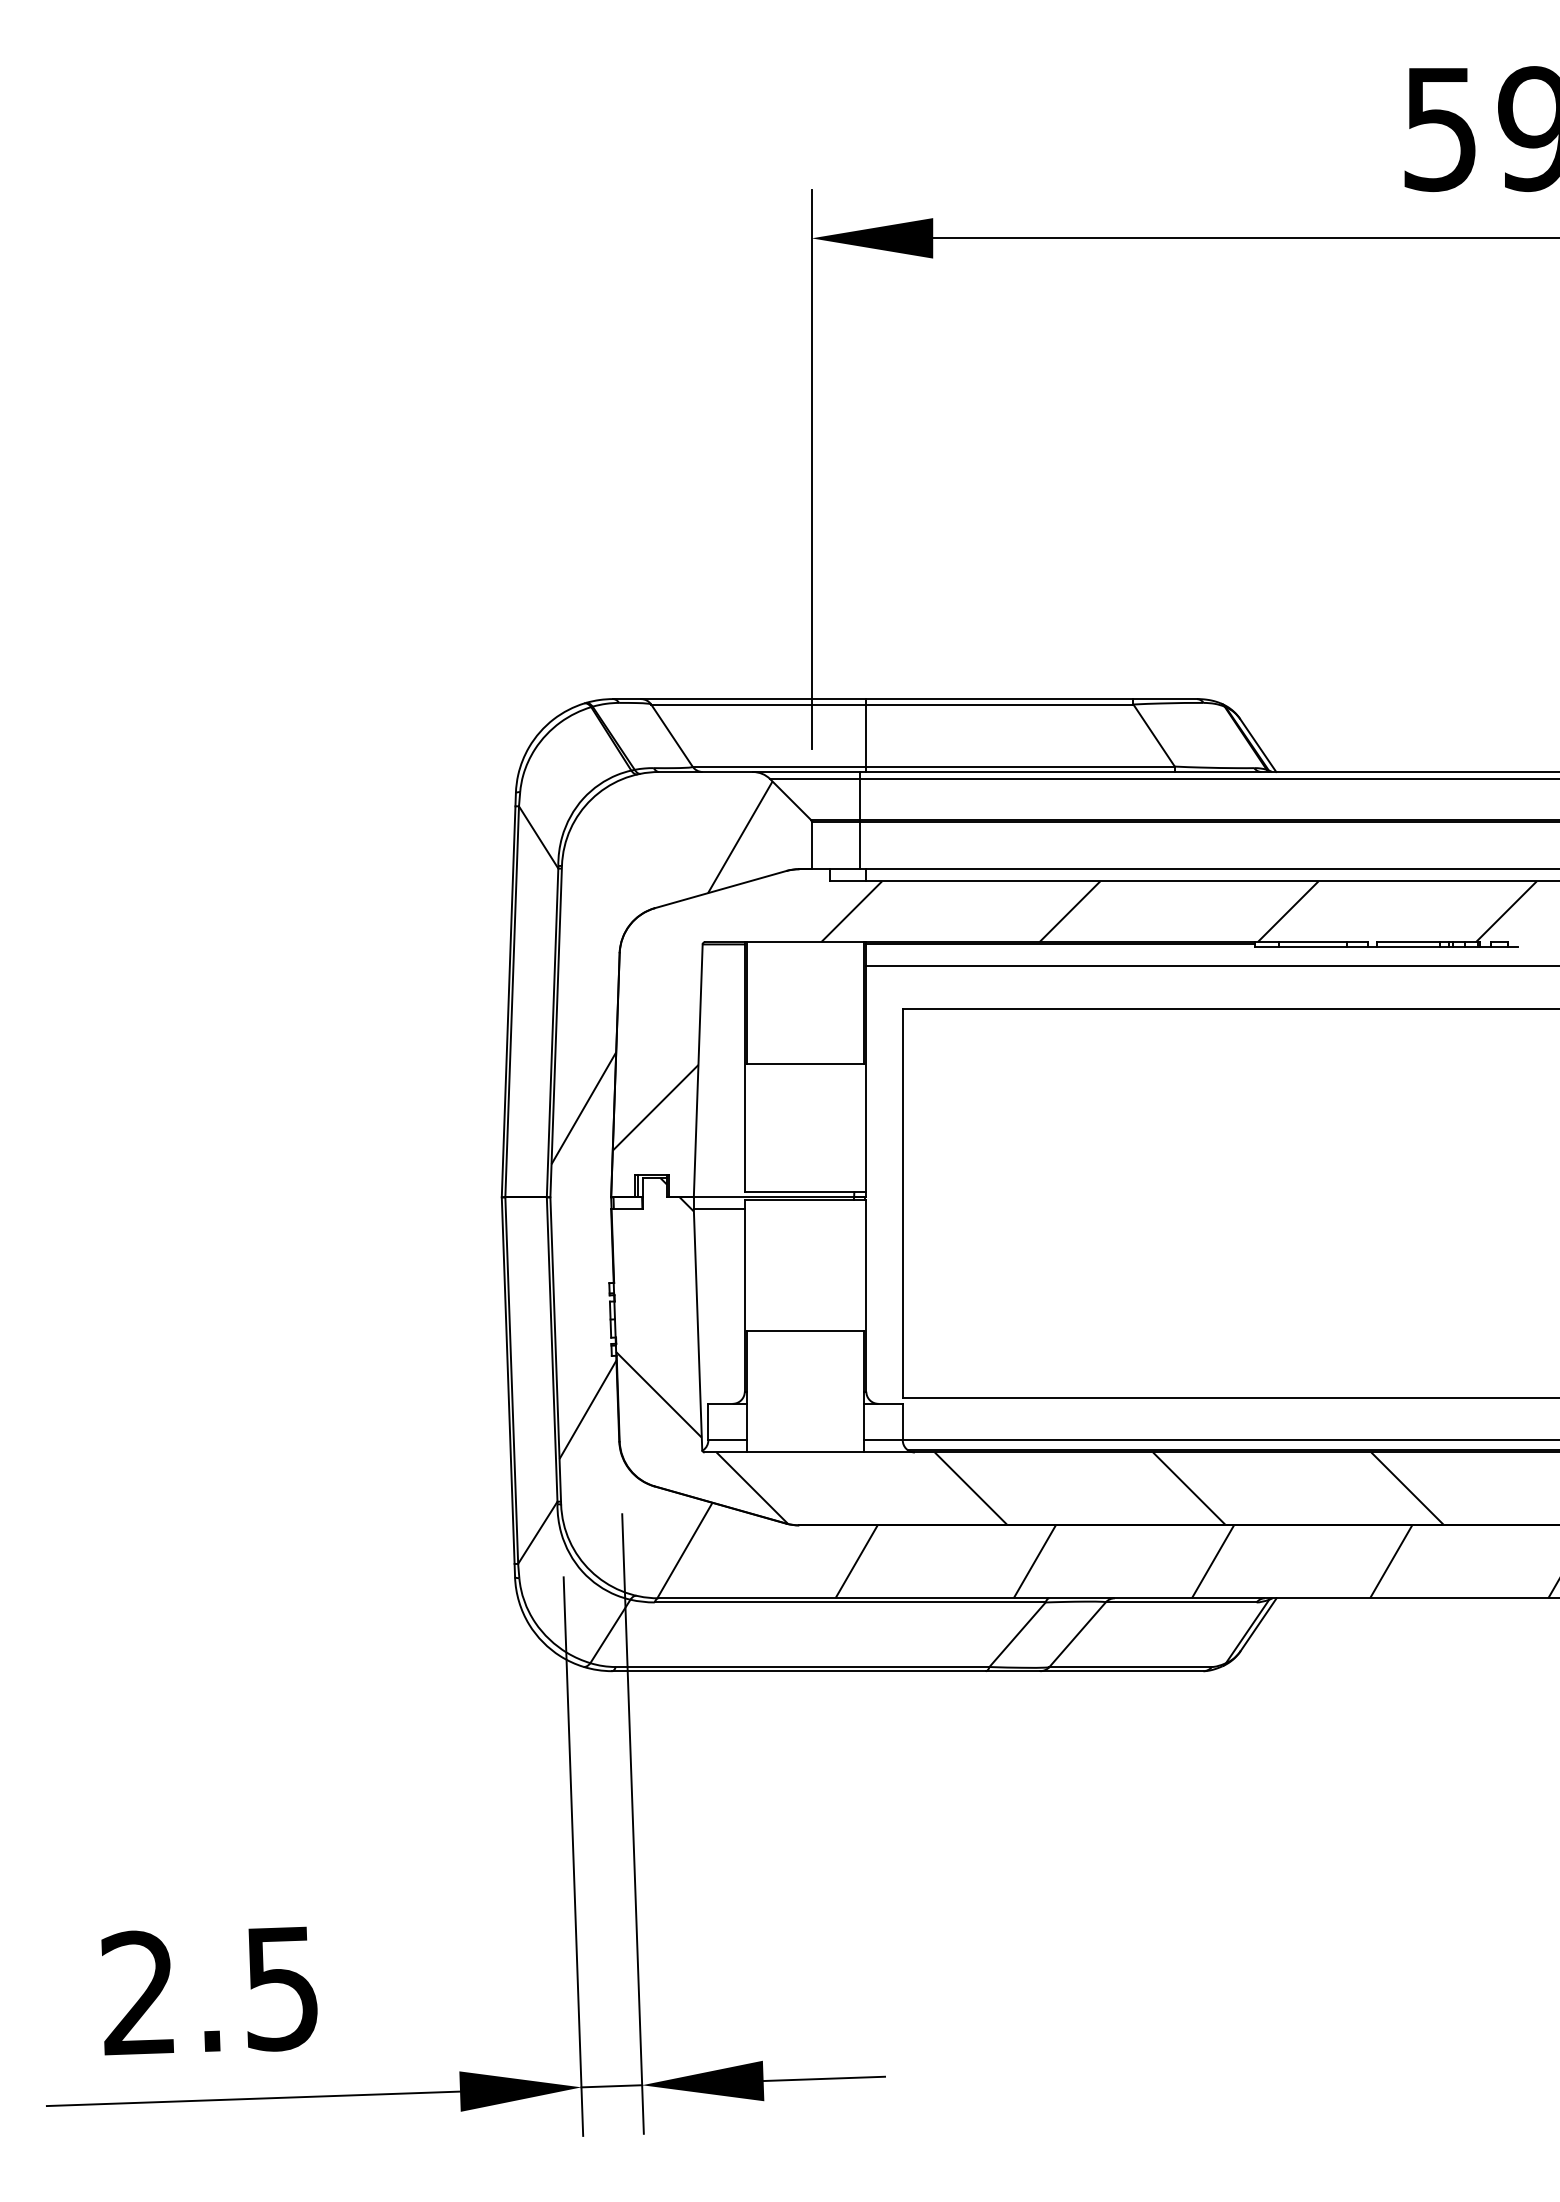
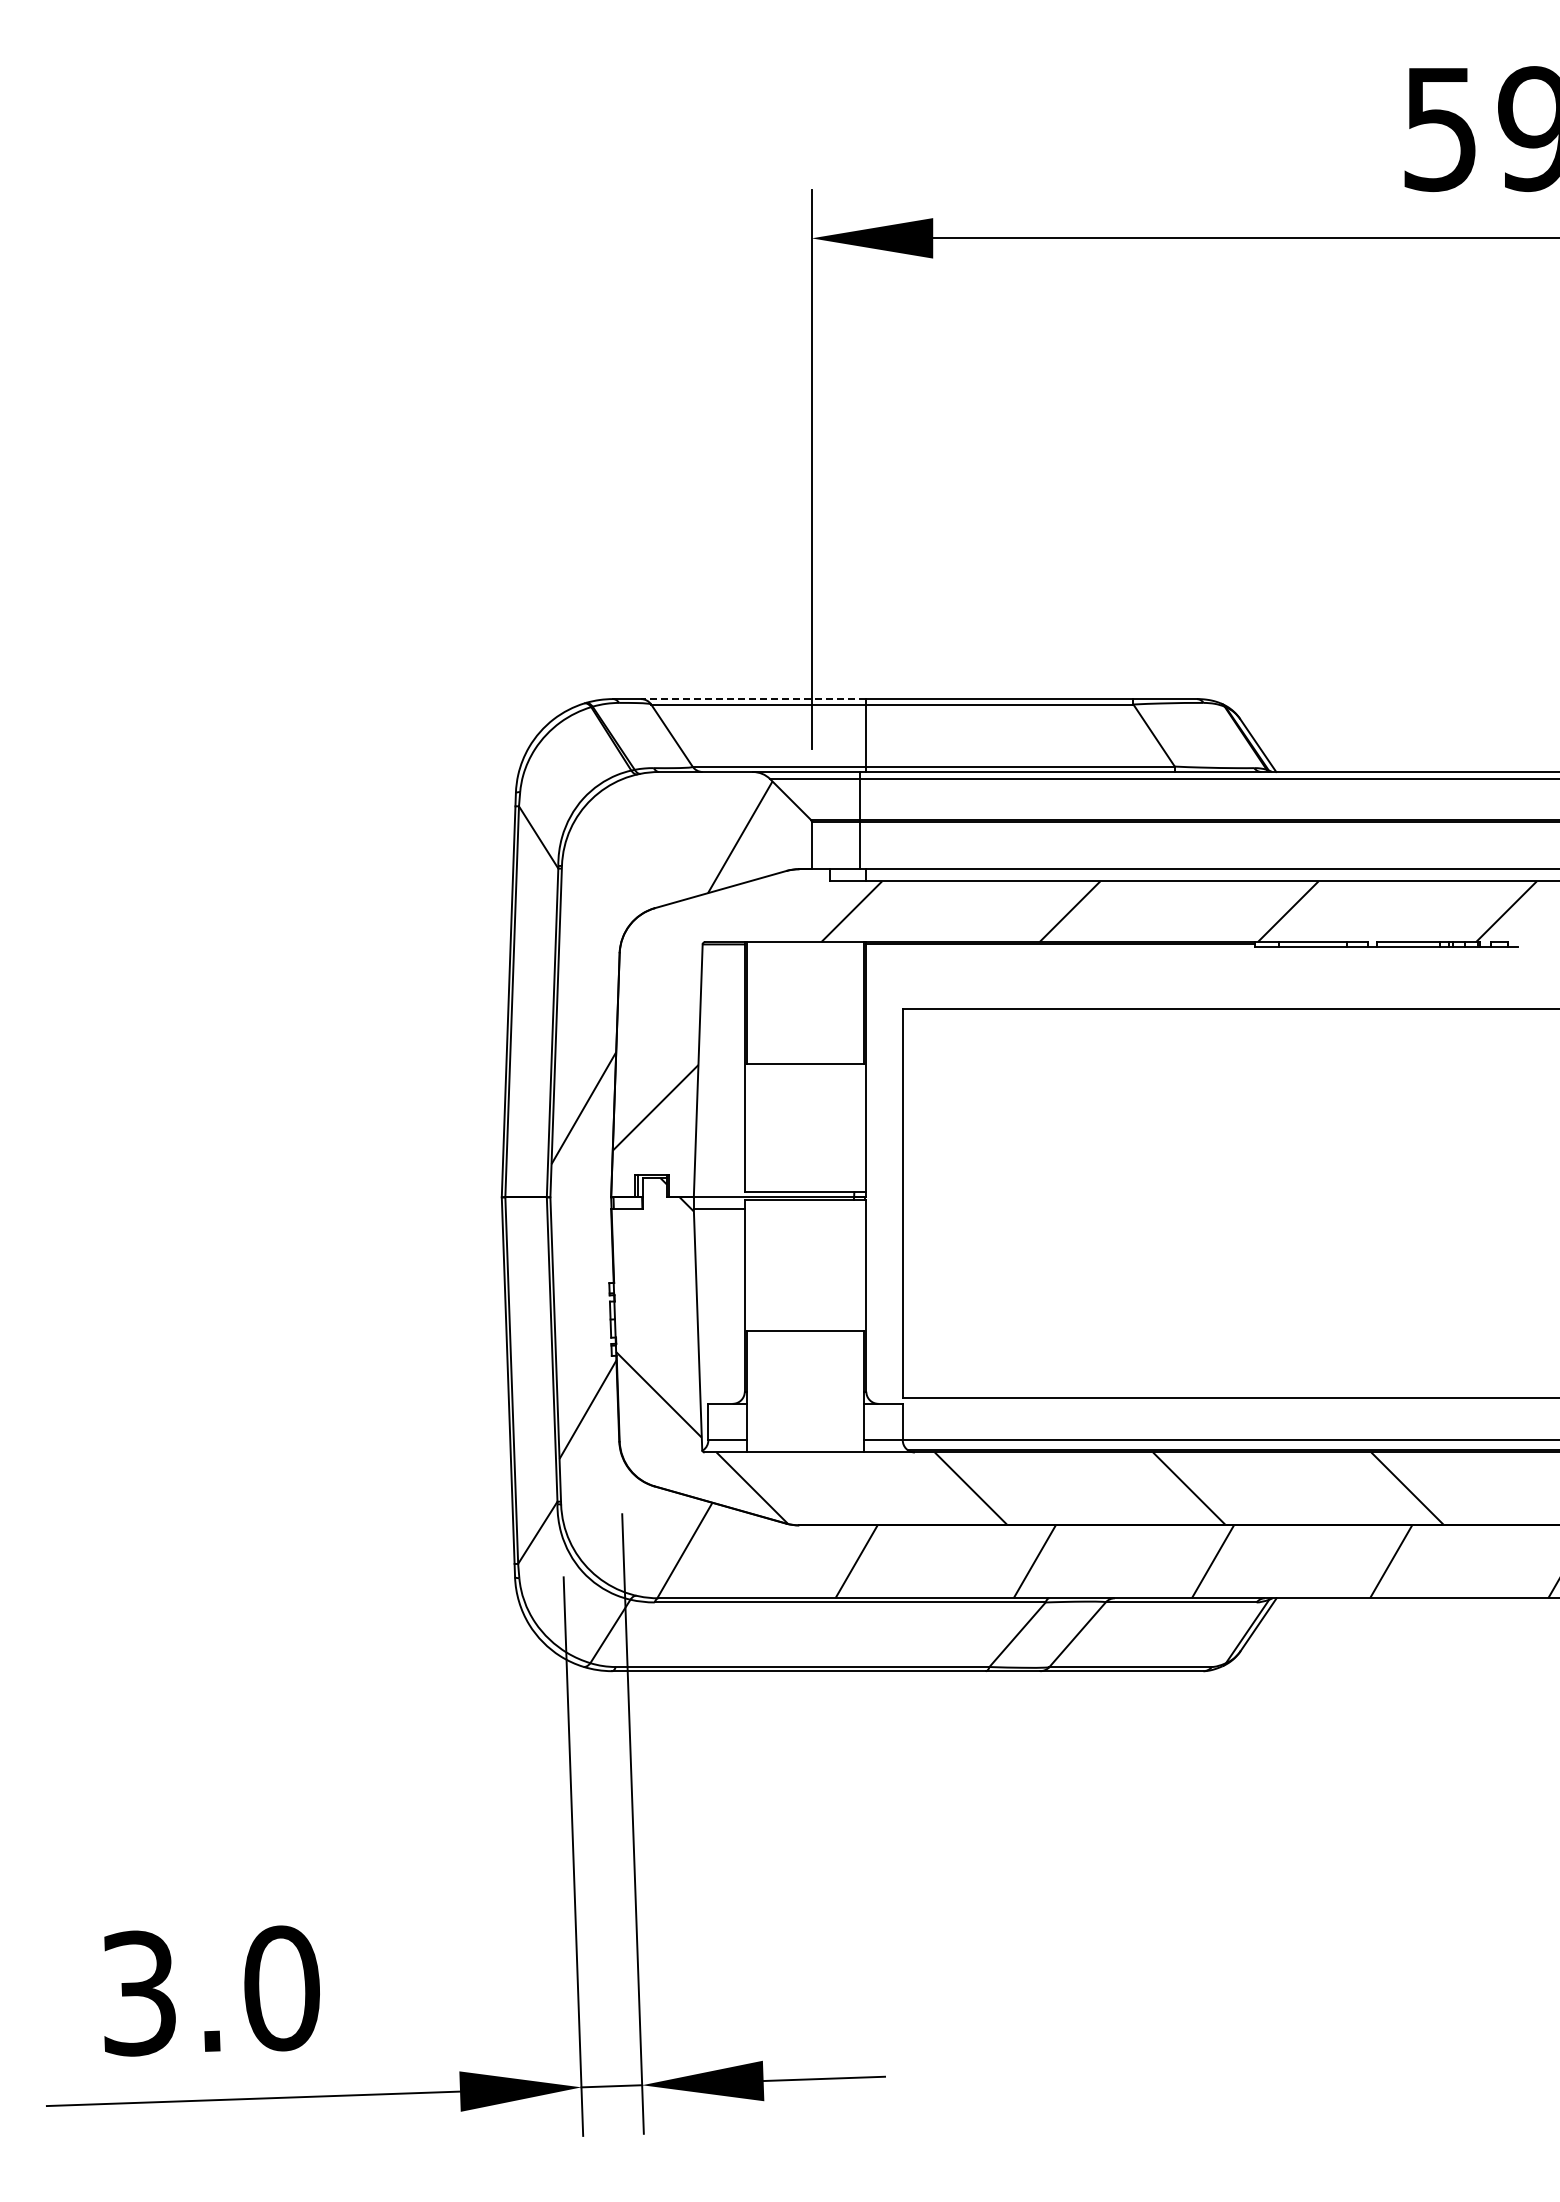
line: solid -> dashed (753, 699)
line: present -> none (1211, 966)
text: 2.5 -> 3.0 (210, 1990)
